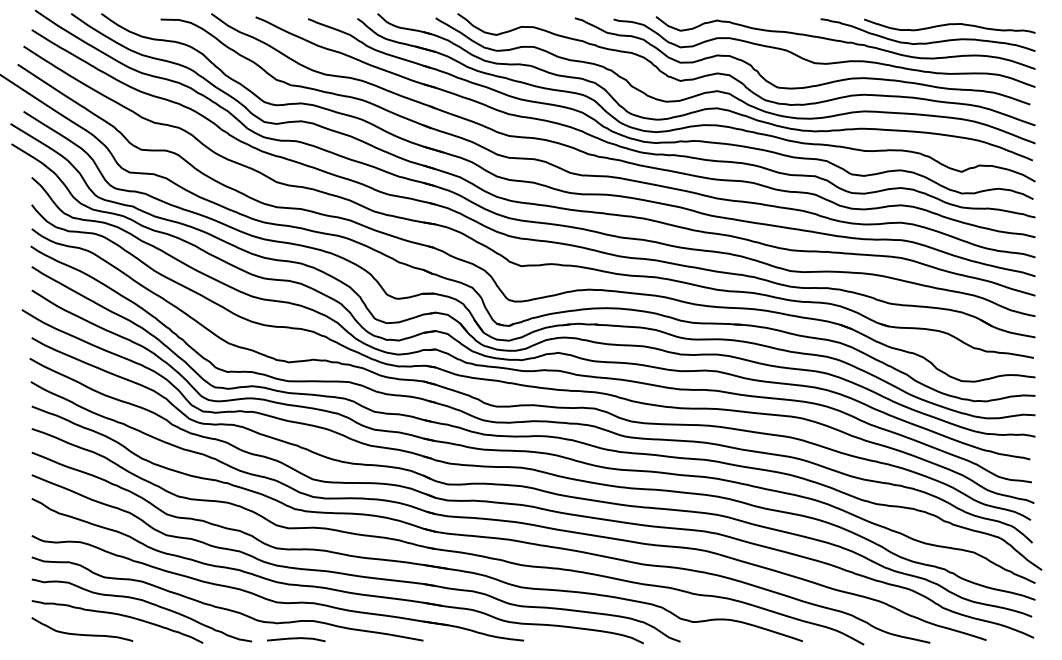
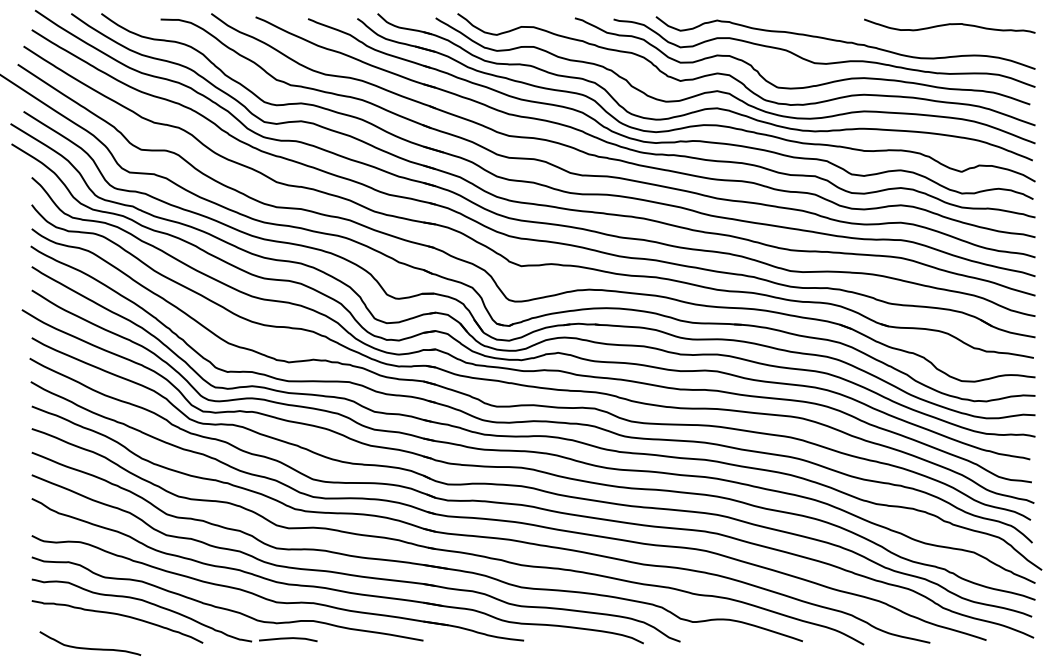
curve: present -> none (927, 42)
curve position: (80, 633) -> (88, 647) (88, 647)
line position: (296, 639) -> (288, 639) (288, 639)
